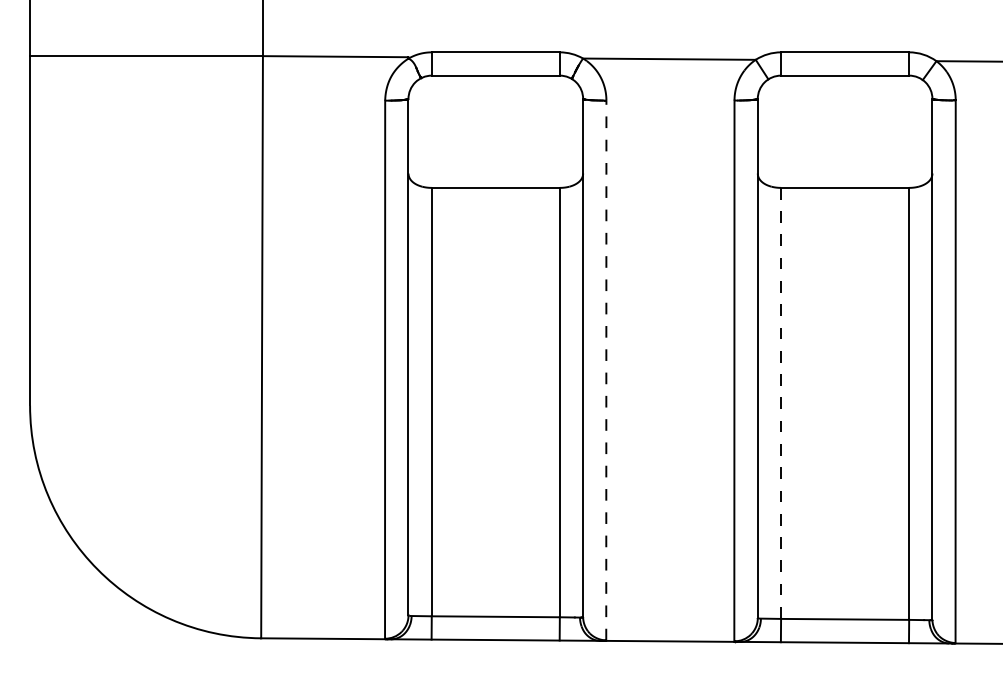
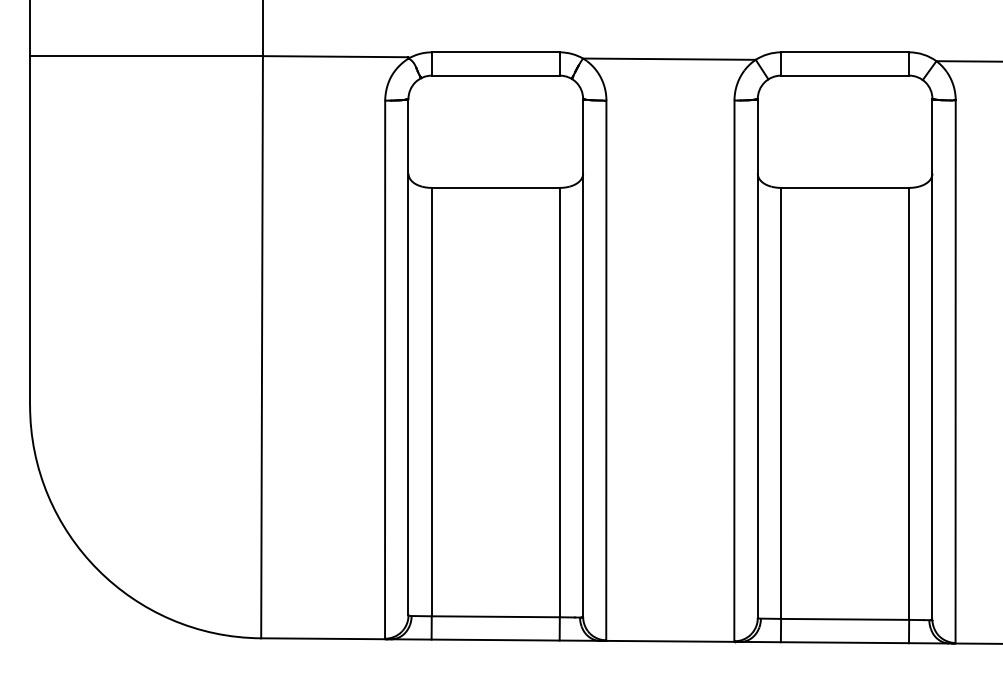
line: dashed -> solid (606, 370)
line: dashed -> solid (781, 403)
